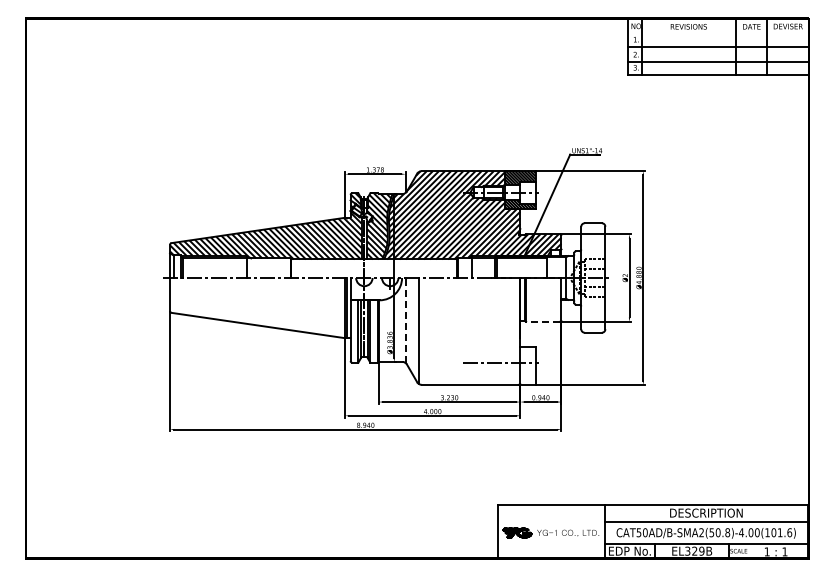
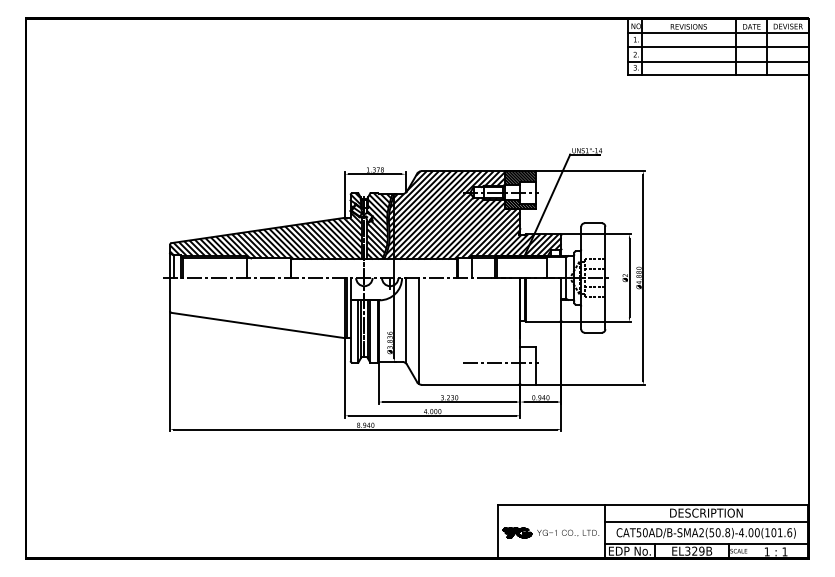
line: none -> present (717, 32)
line: dashed -> solid (405, 319)
line: dashed -> solid (542, 321)
